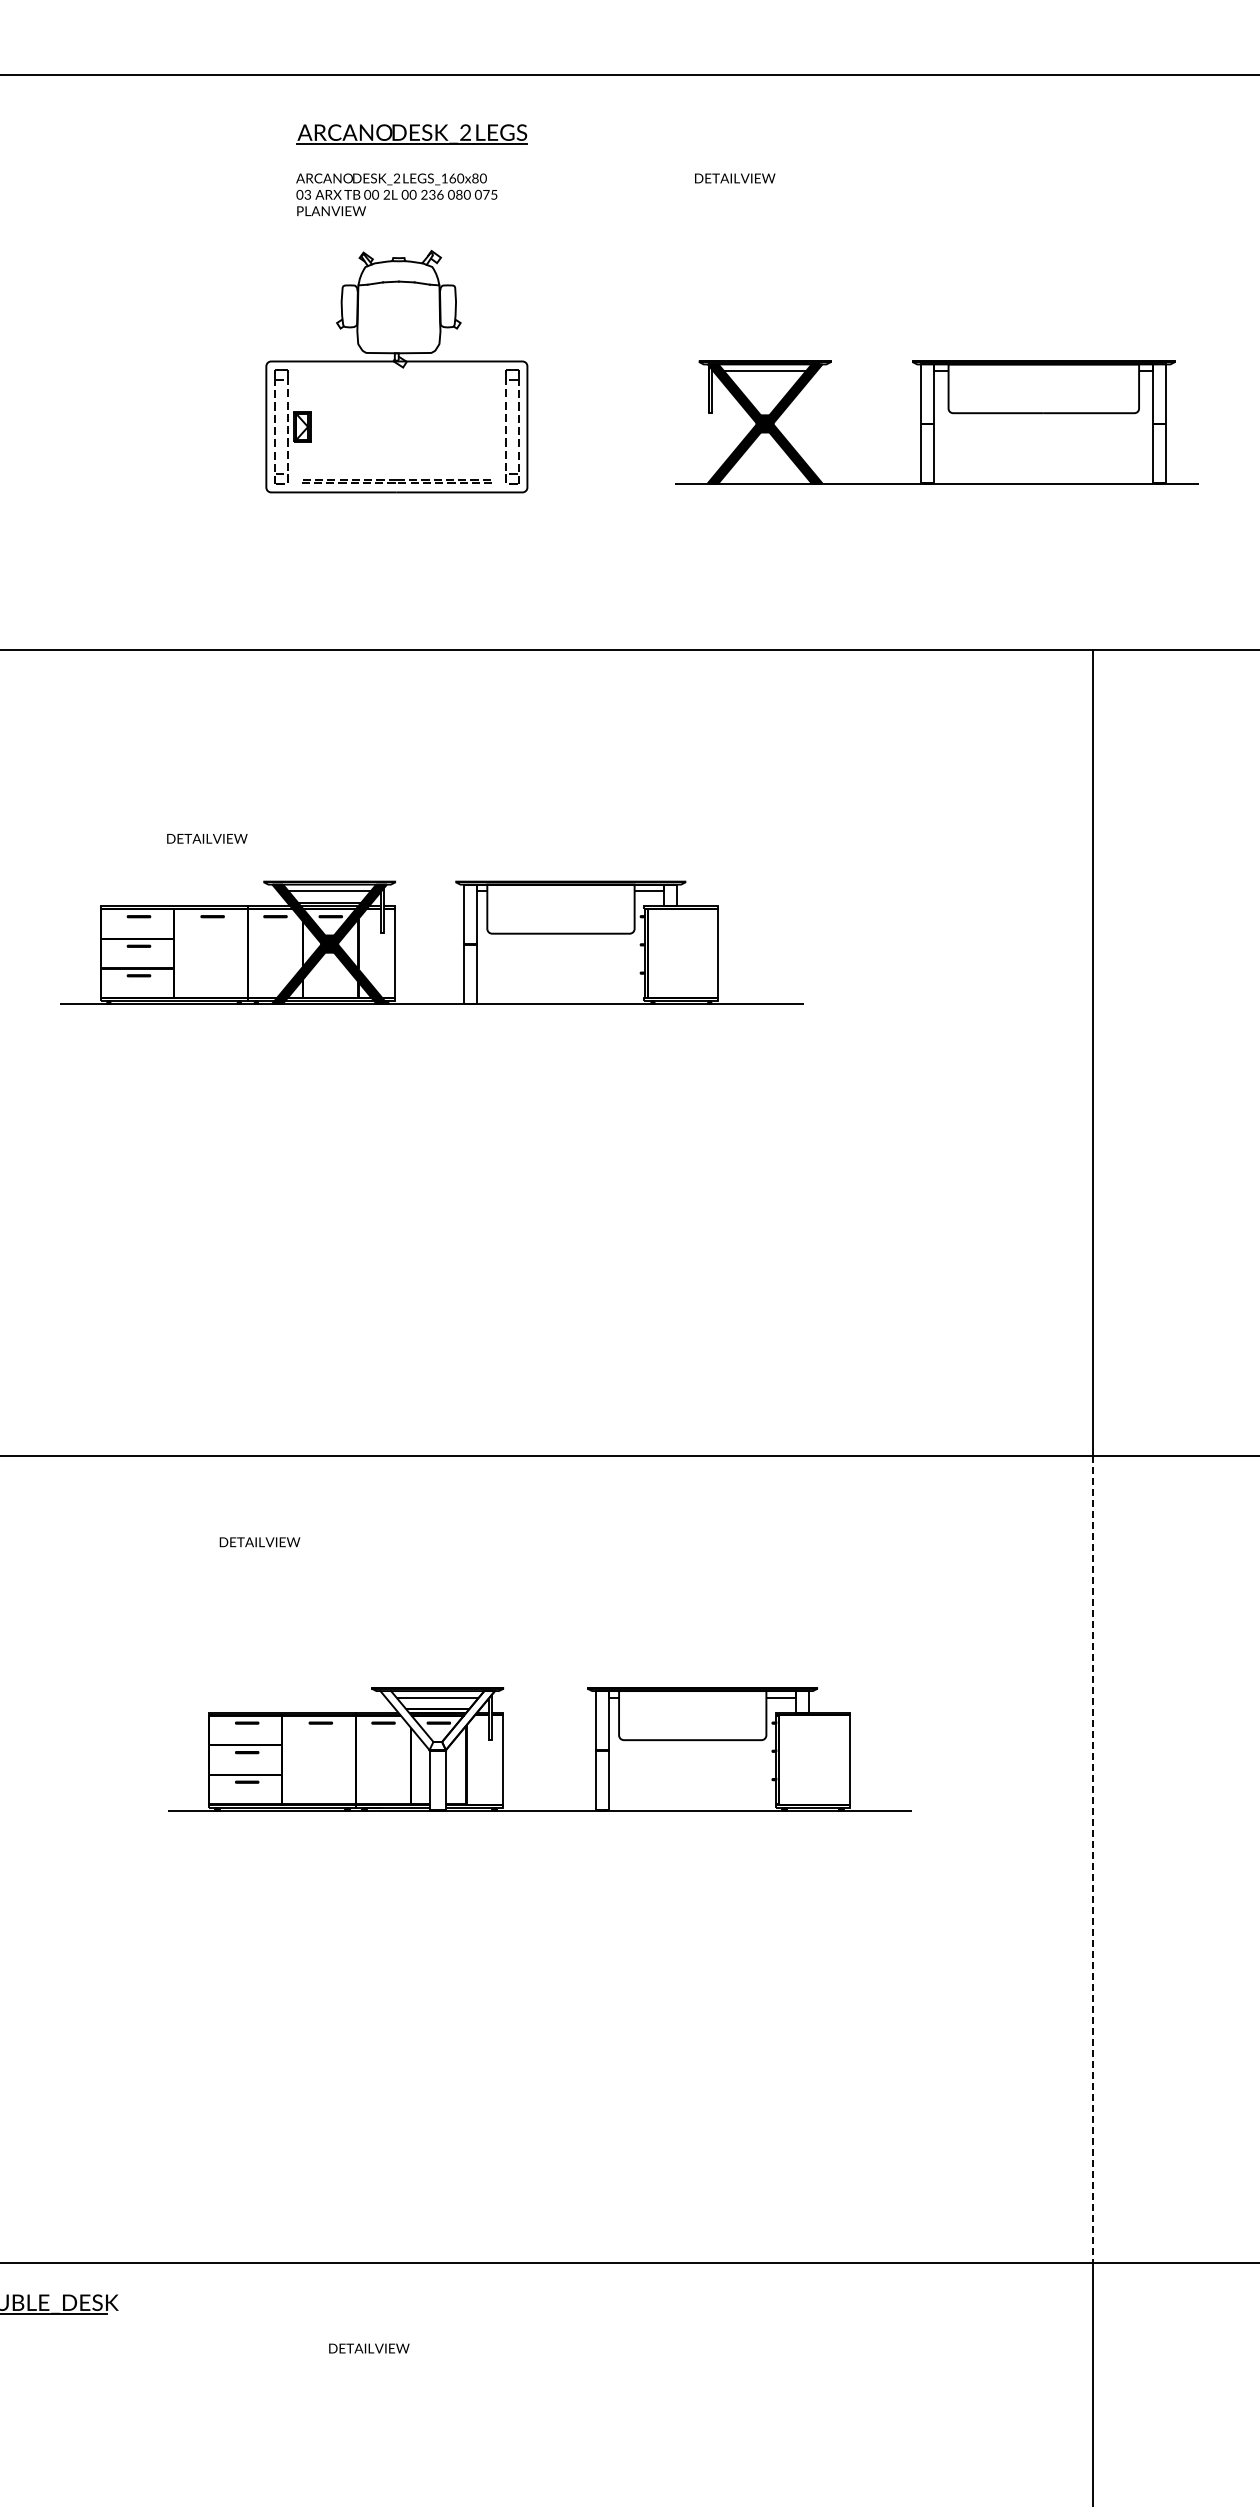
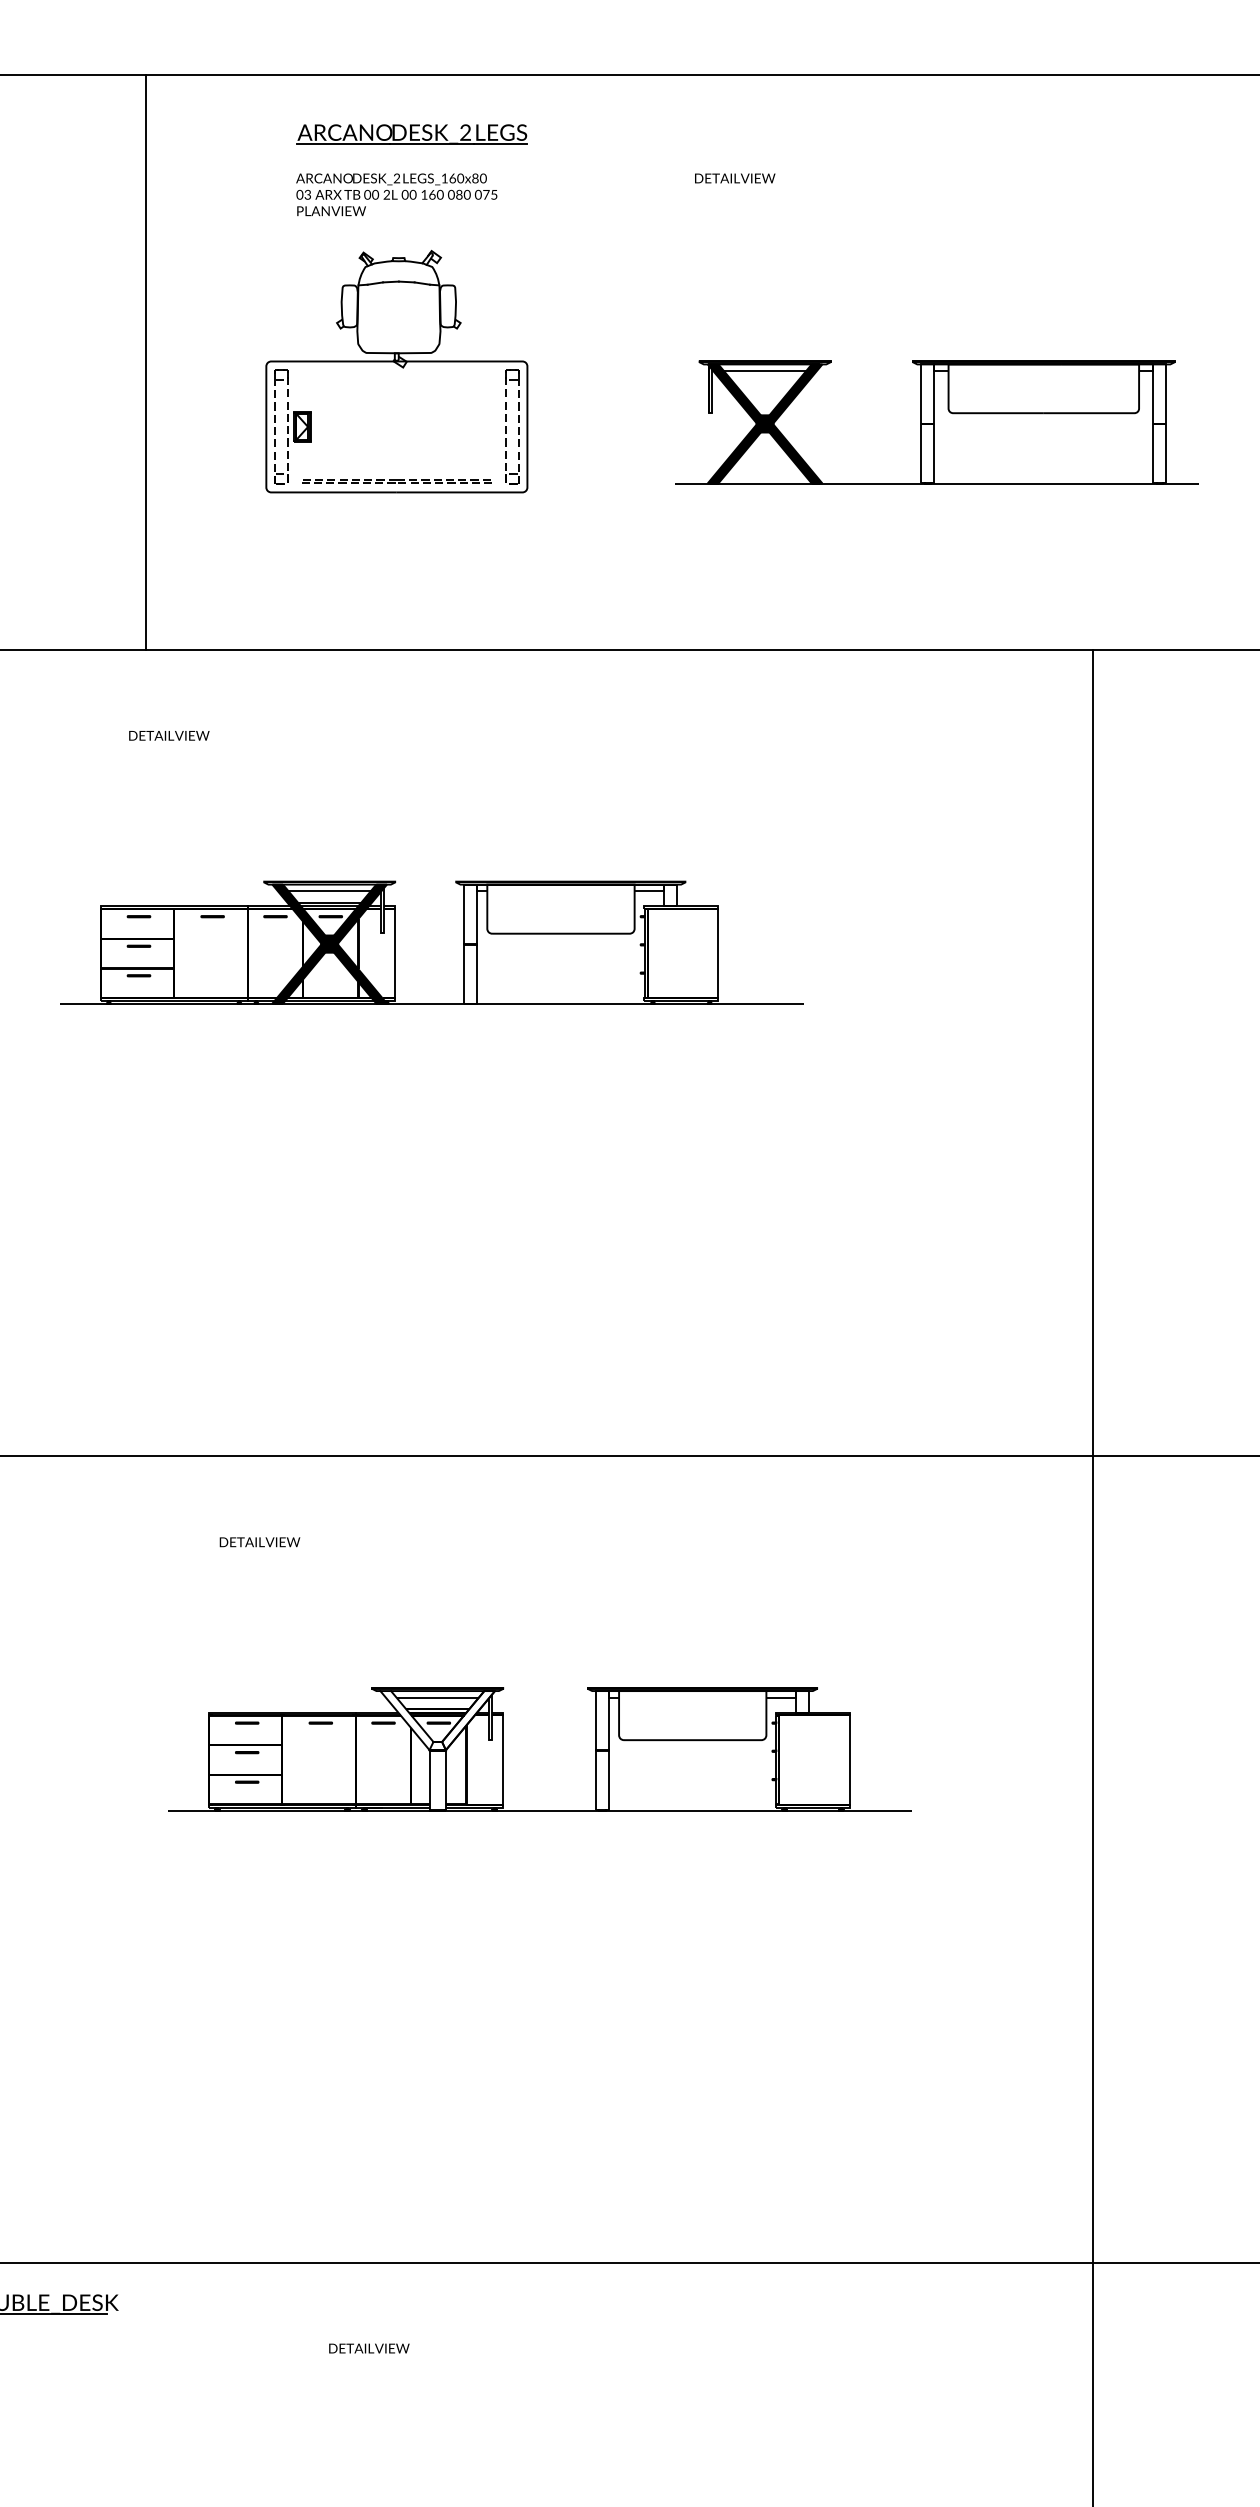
text: 236 -> 160 (432, 194)
line: none -> present (146, 362)
text position: (207, 838) -> (169, 735) (169, 735)
line: dashed -> solid (1092, 1859)
